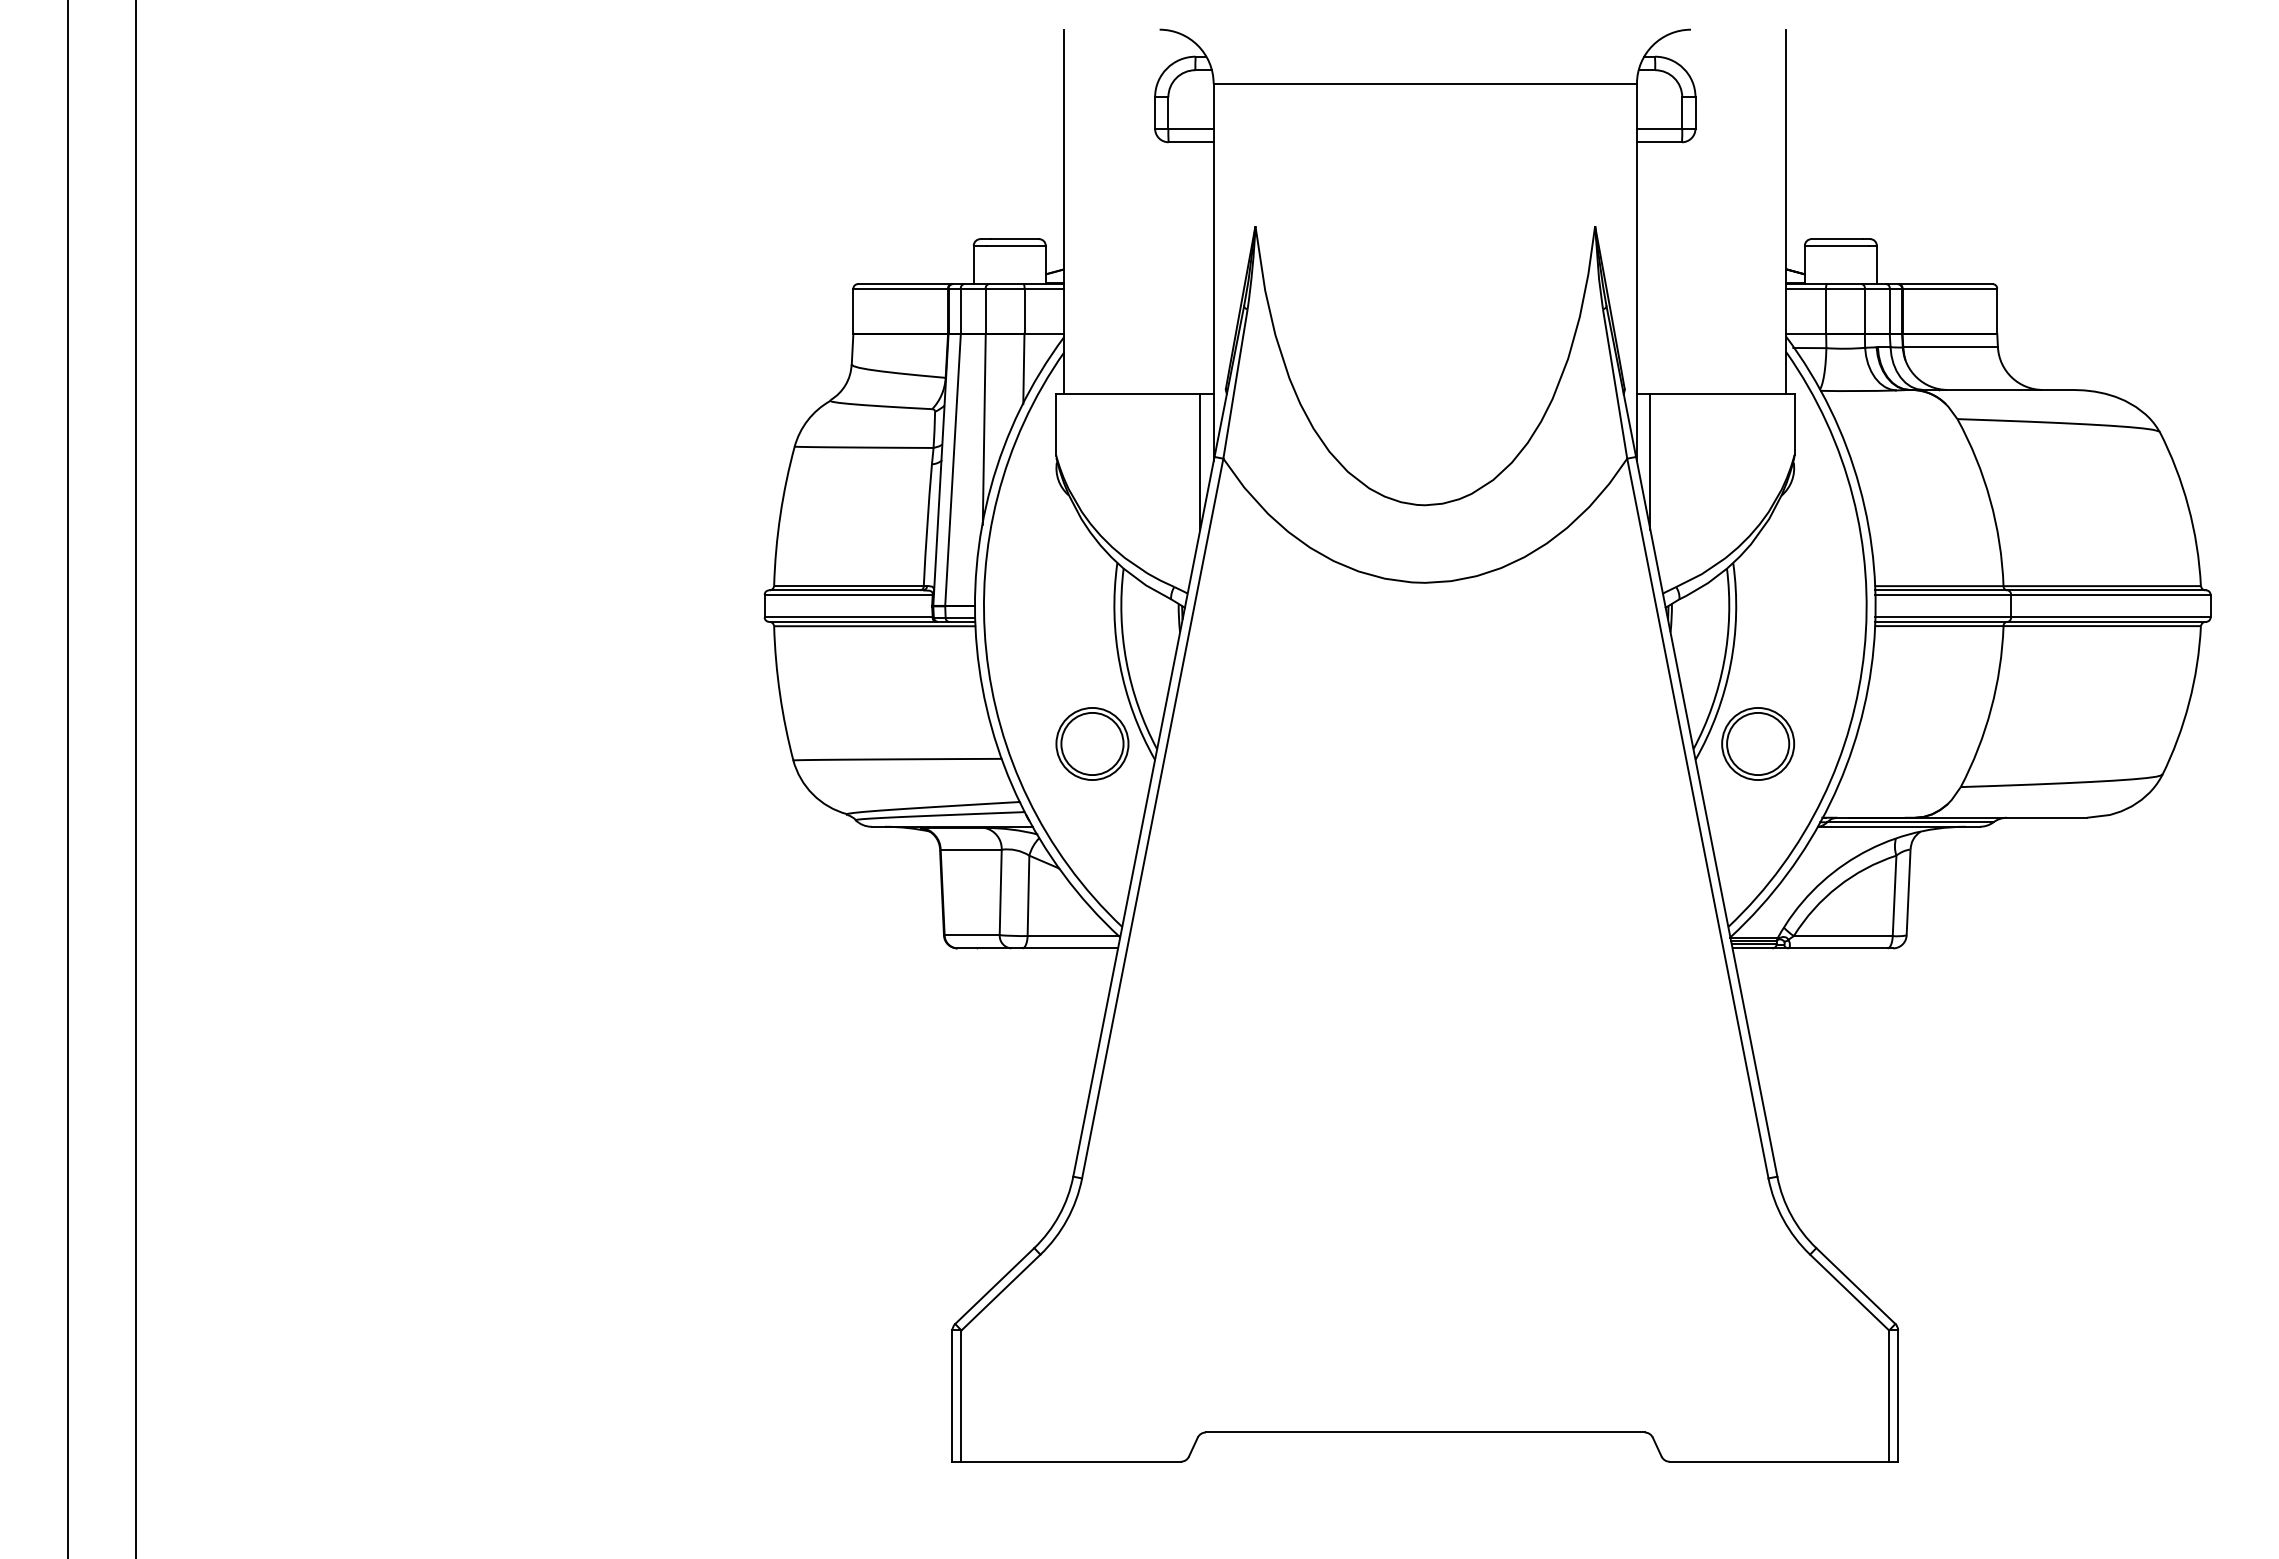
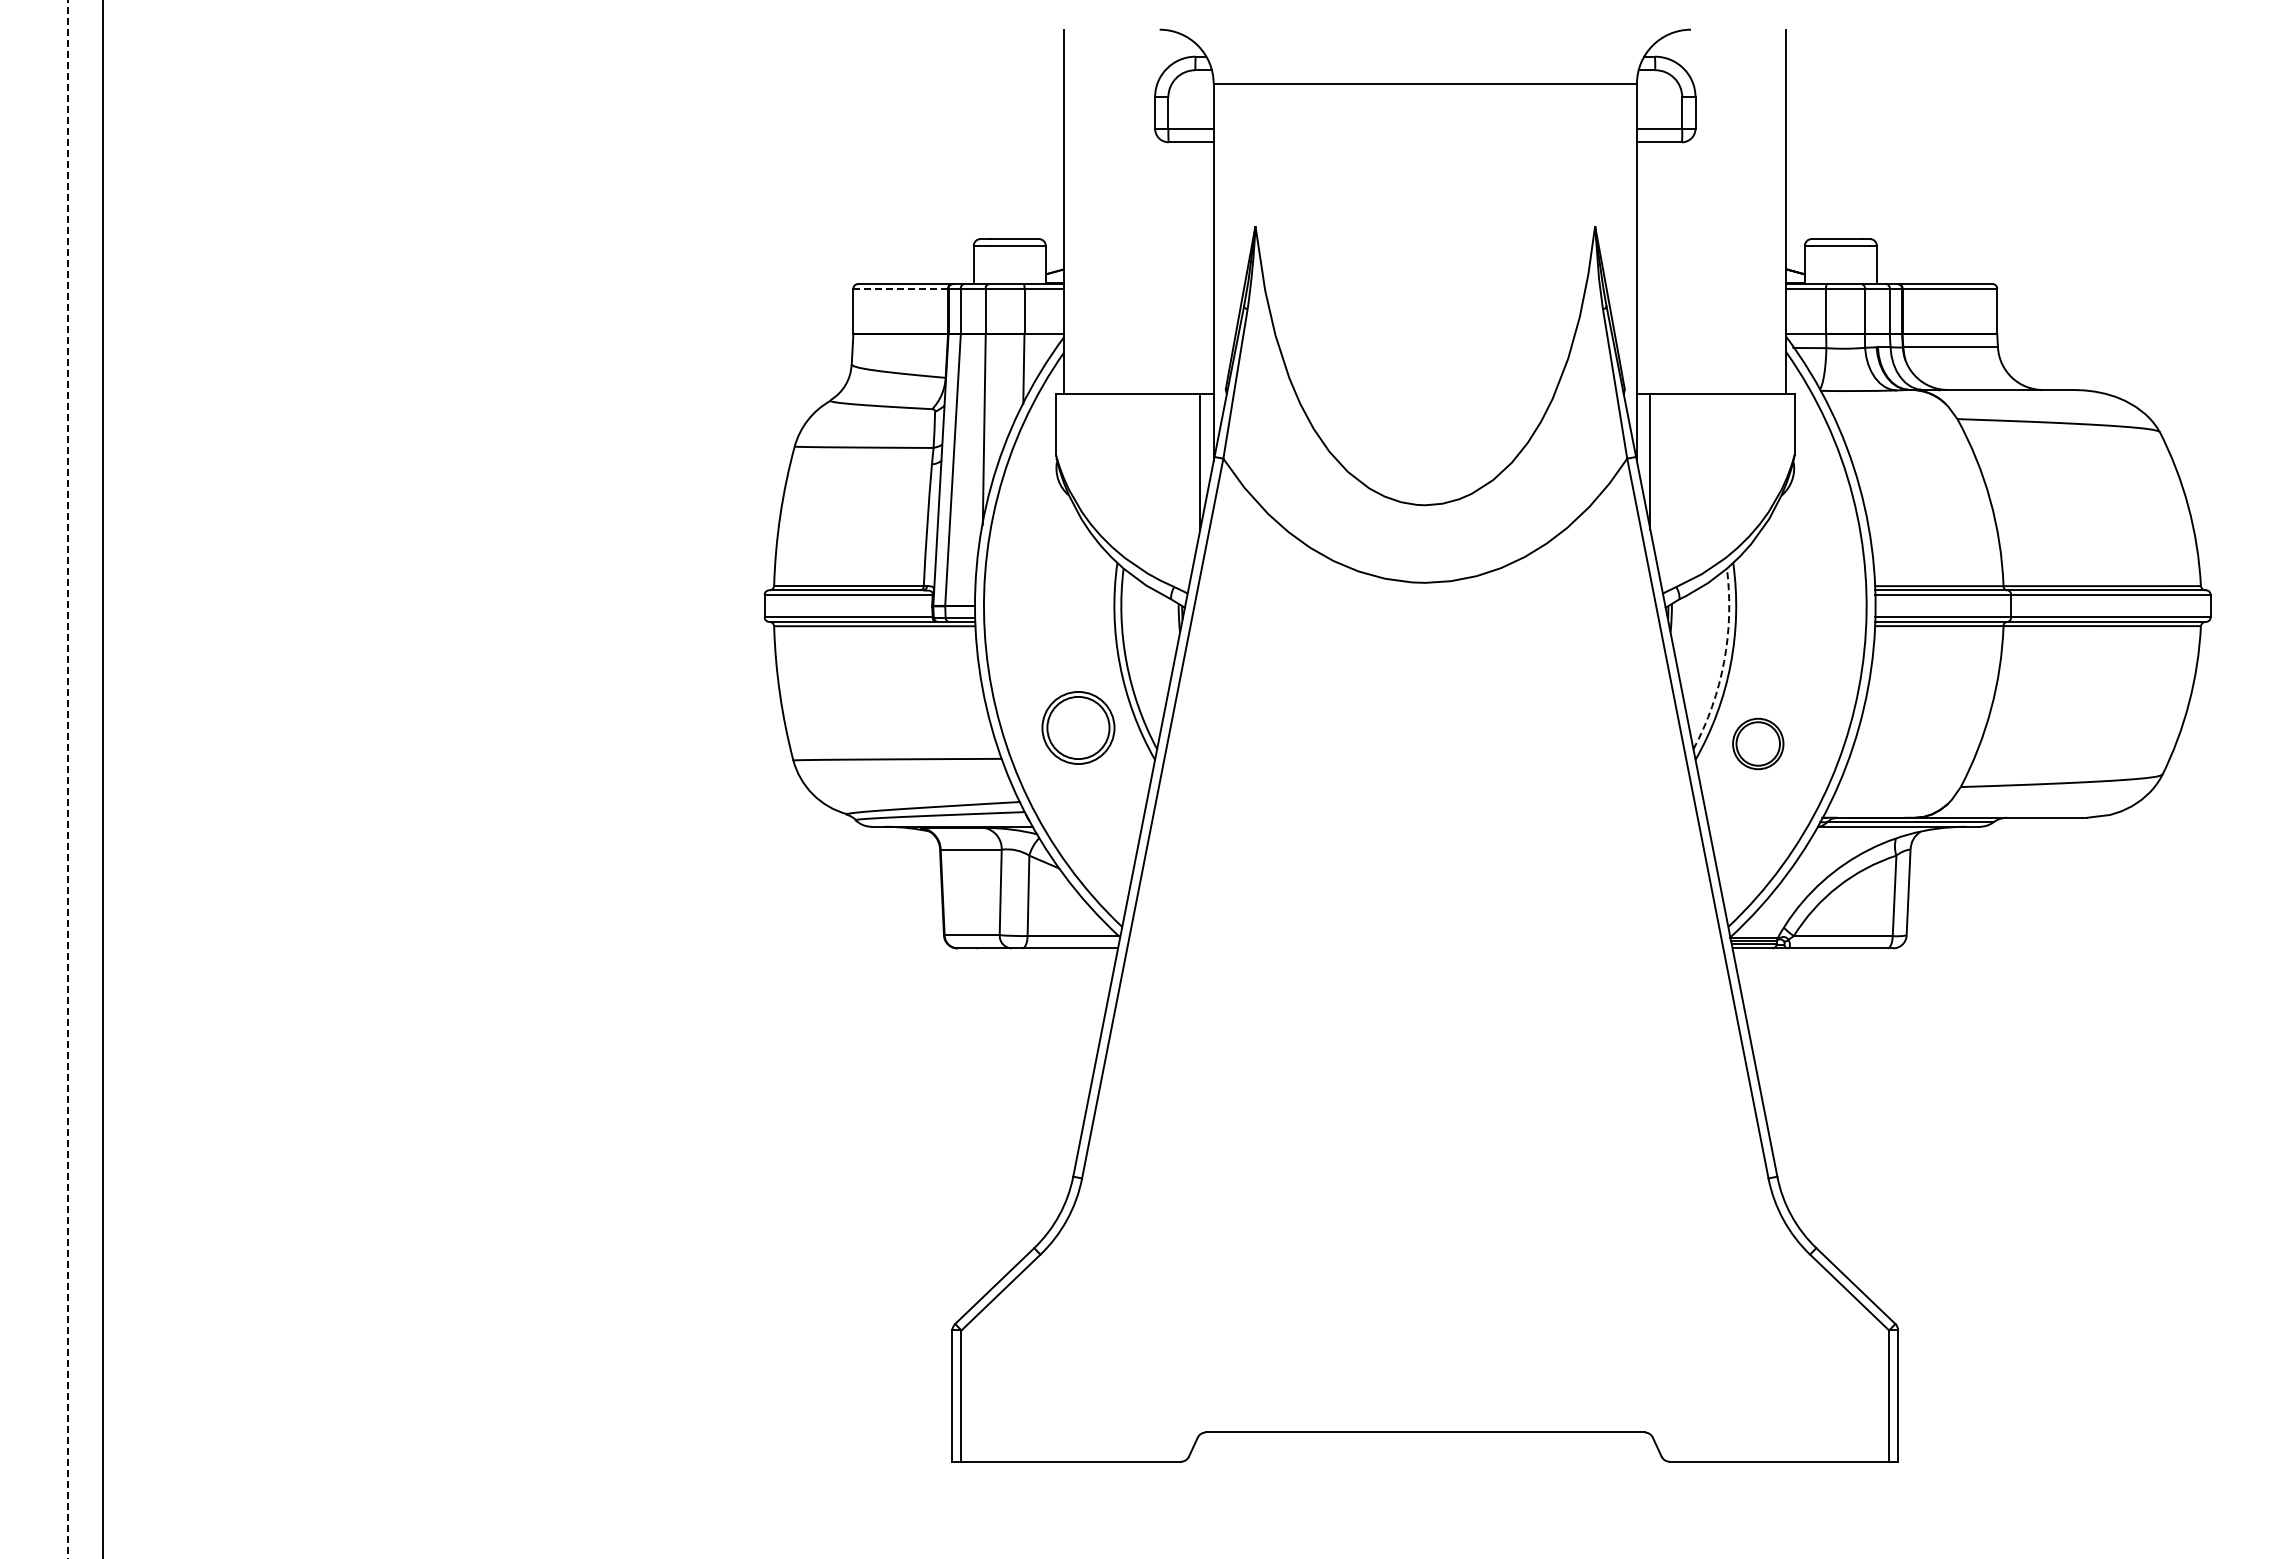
line: solid -> dashed (900, 288)
arc: solid -> dashed (1724, 661)
part position: (1092, 743) -> (1078, 727) (1078, 727)
part size: 75x74 px -> 53x54 px (1758, 743)
line position: (135, 778) -> (102, 778) (102, 778)
line: solid -> dashed (68, 779)
